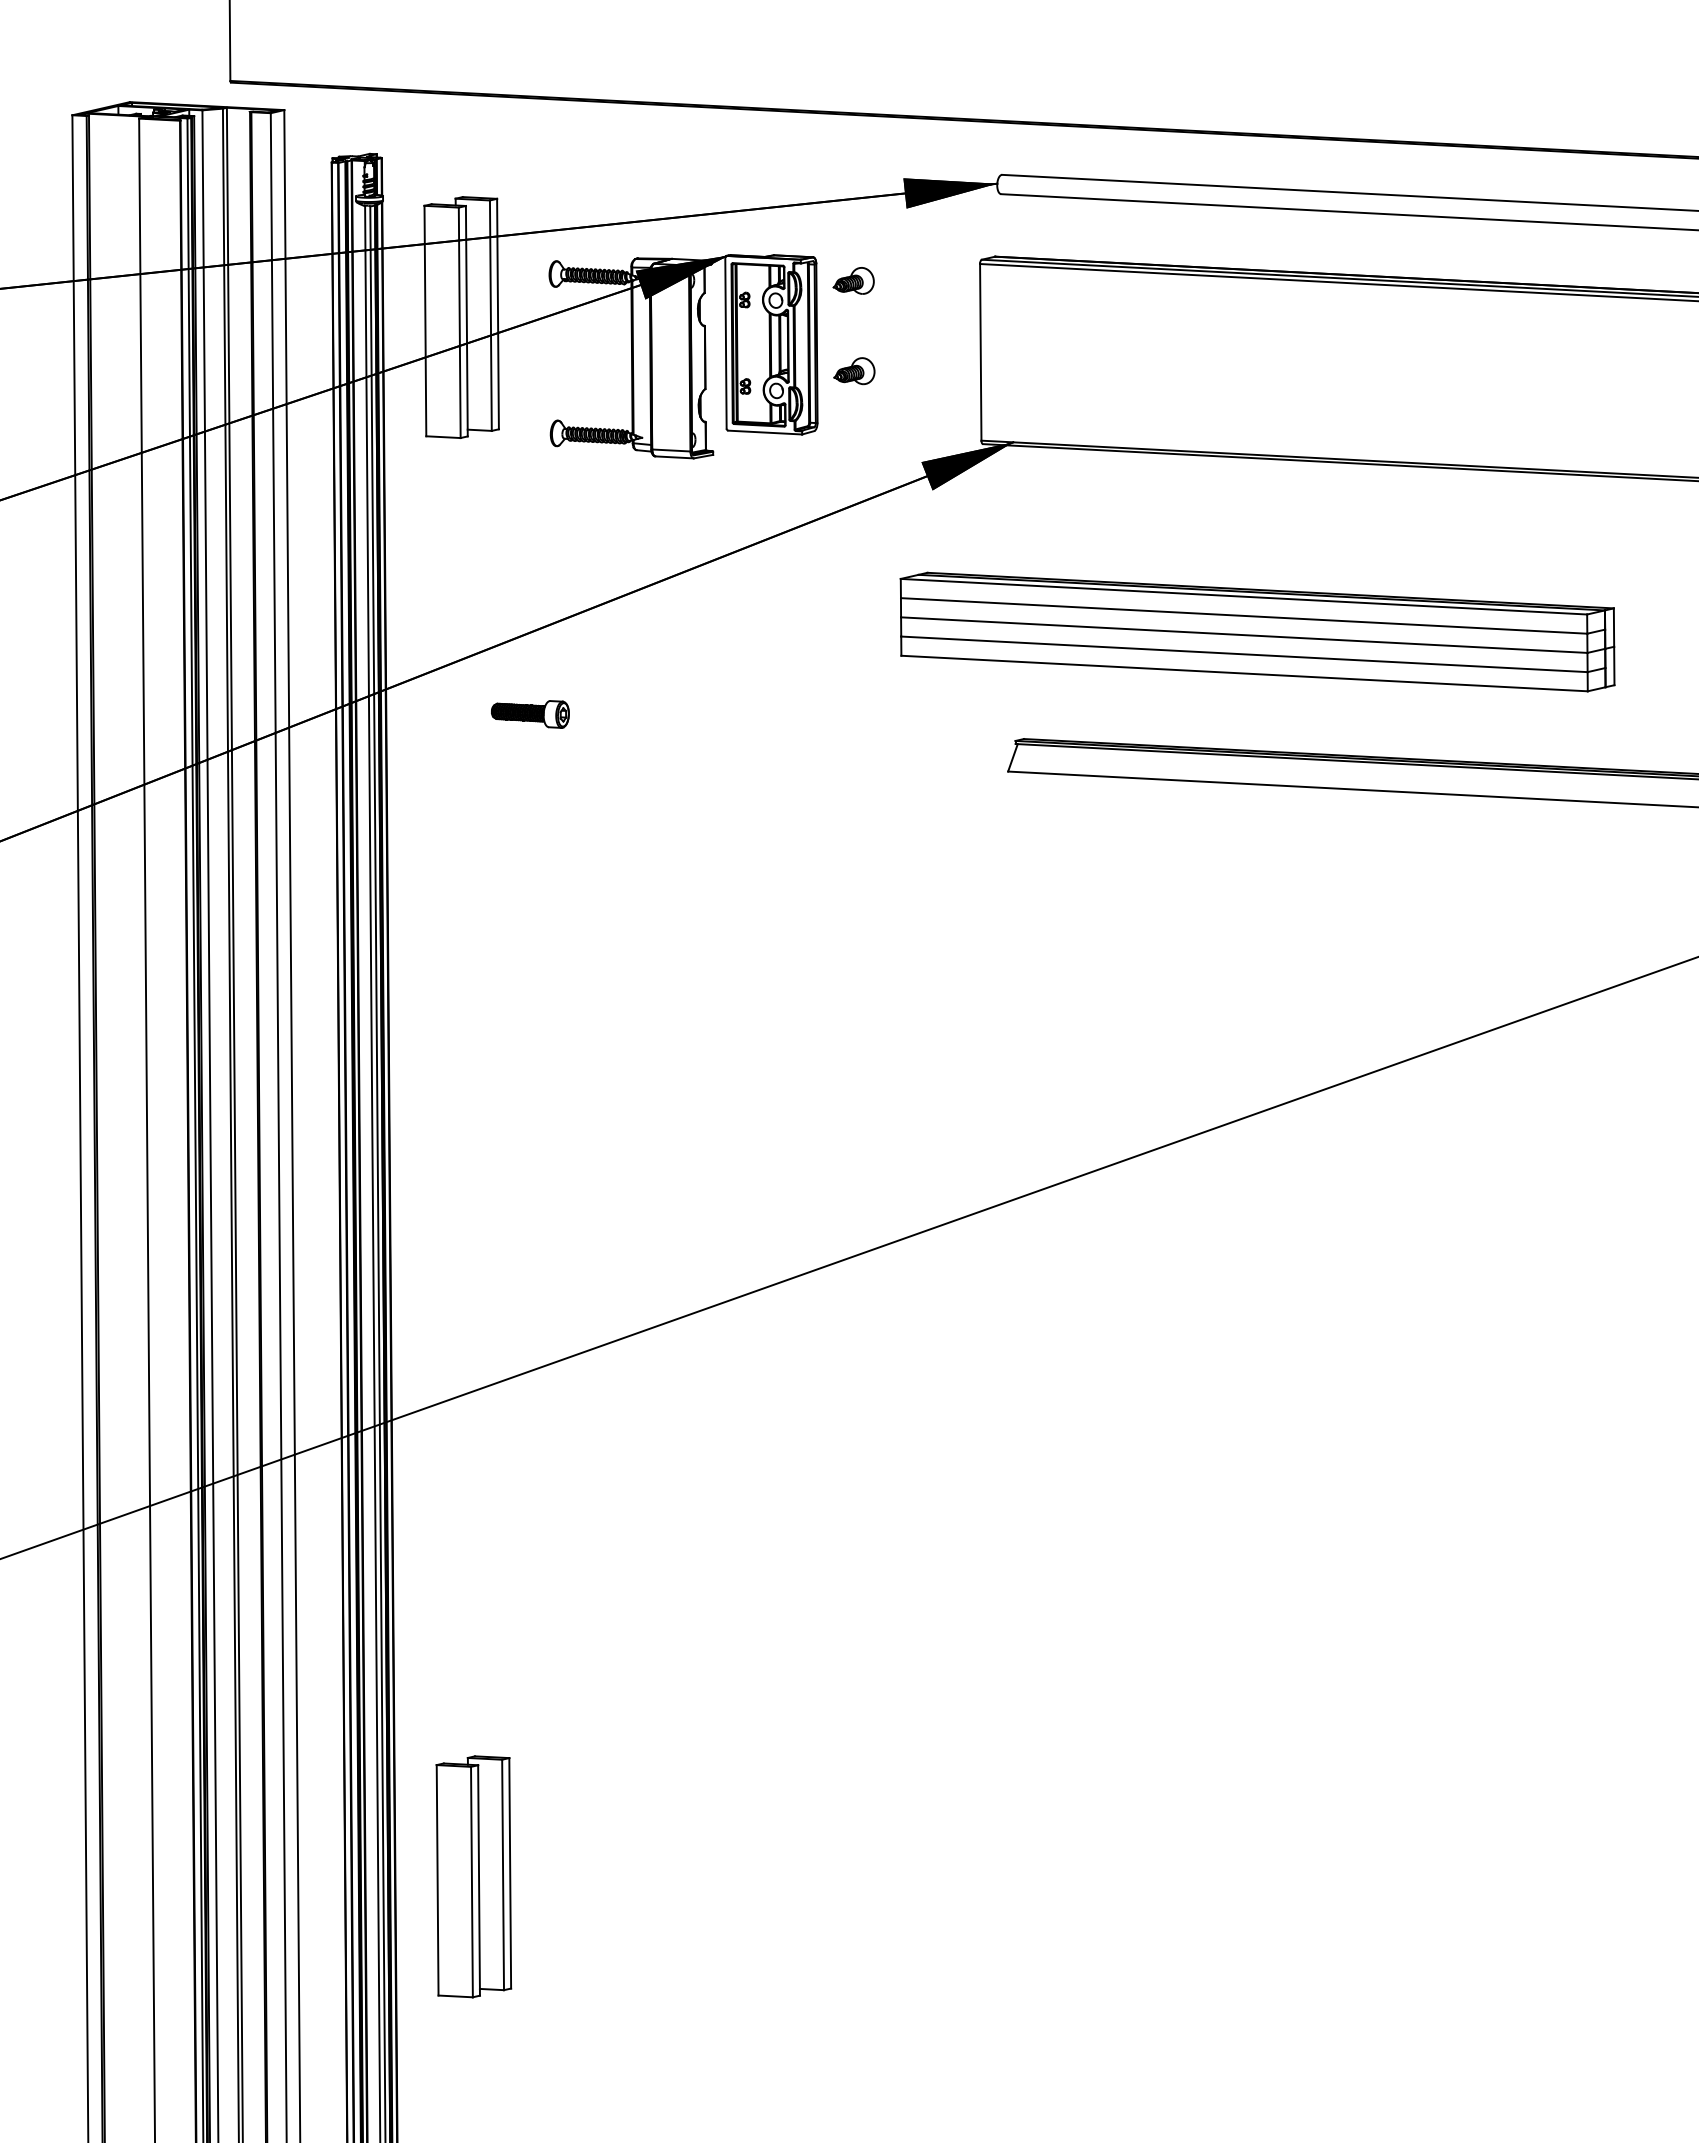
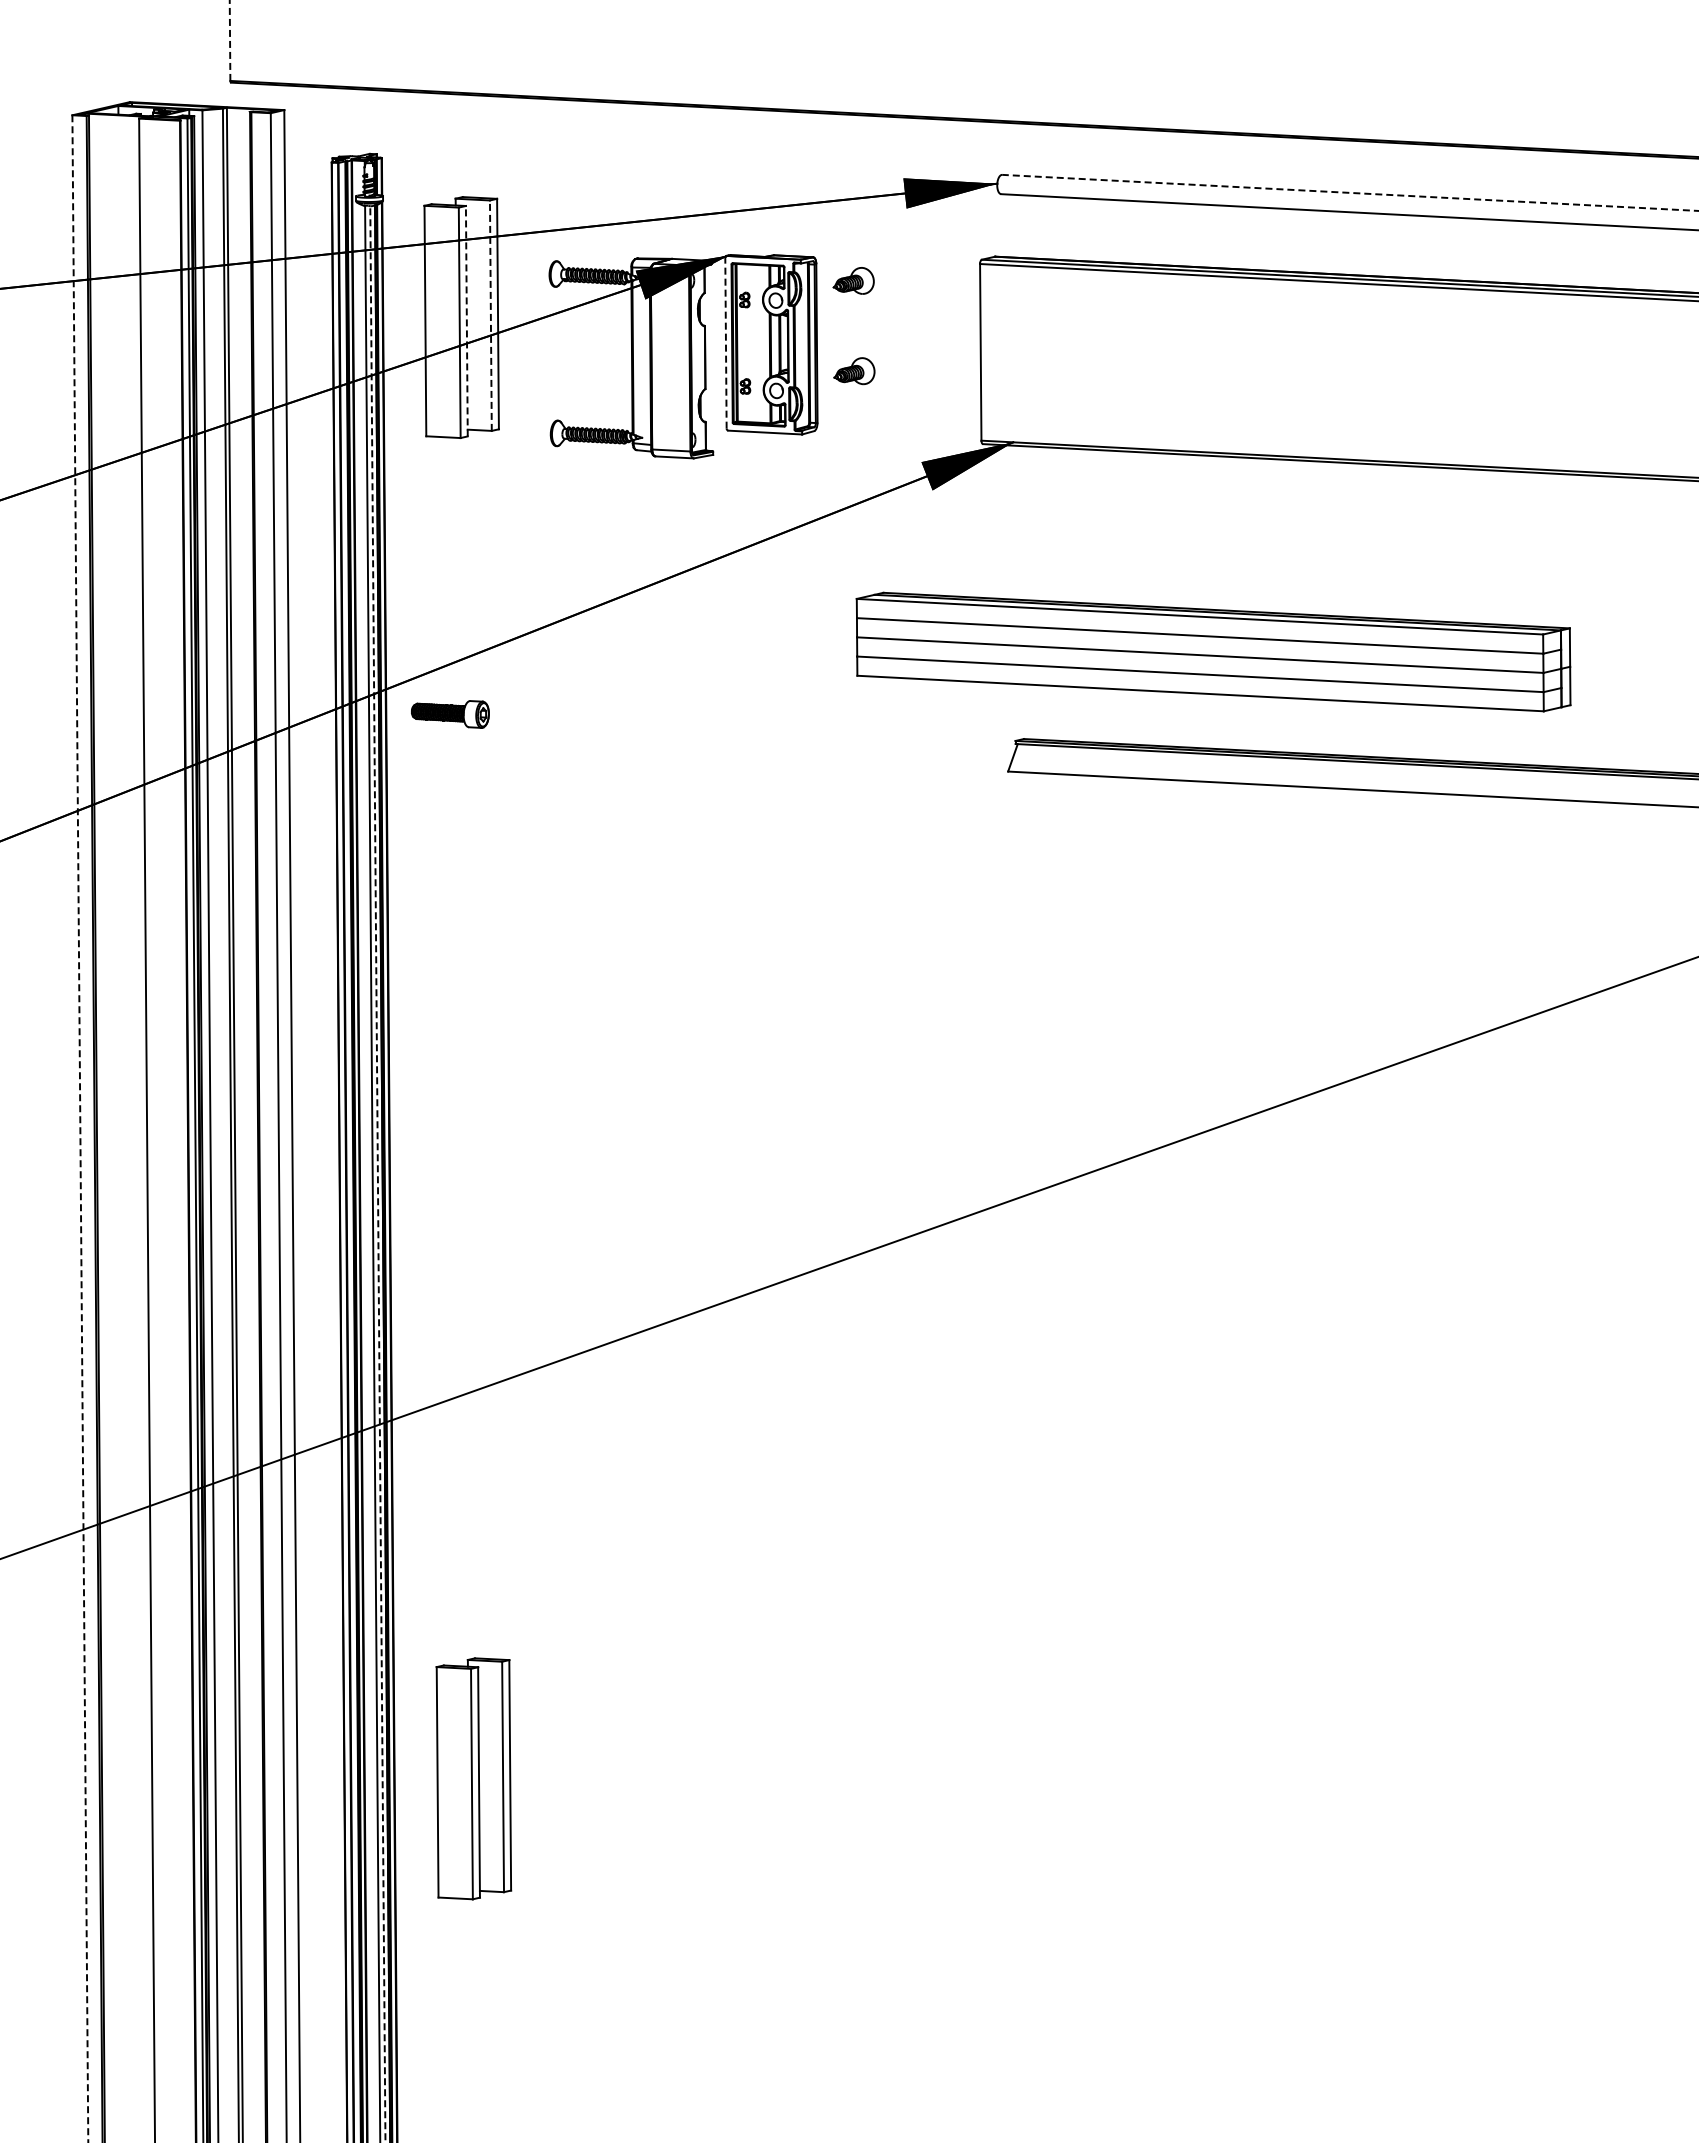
line: solid -> dashed (230, 40)
line: solid -> dashed (1349, 192)
line: solid -> dashed (490, 315)
line: solid -> dashed (466, 320)
line: solid -> dashed (725, 342)
part position: (1257, 631) -> (1213, 651) (1213, 651)
part position: (530, 714) -> (450, 714) (450, 714)
line: solid -> dashed (80, 1129)
line: solid -> dashed (377, 1173)
part position: (473, 1876) -> (473, 1778) (473, 1778)
